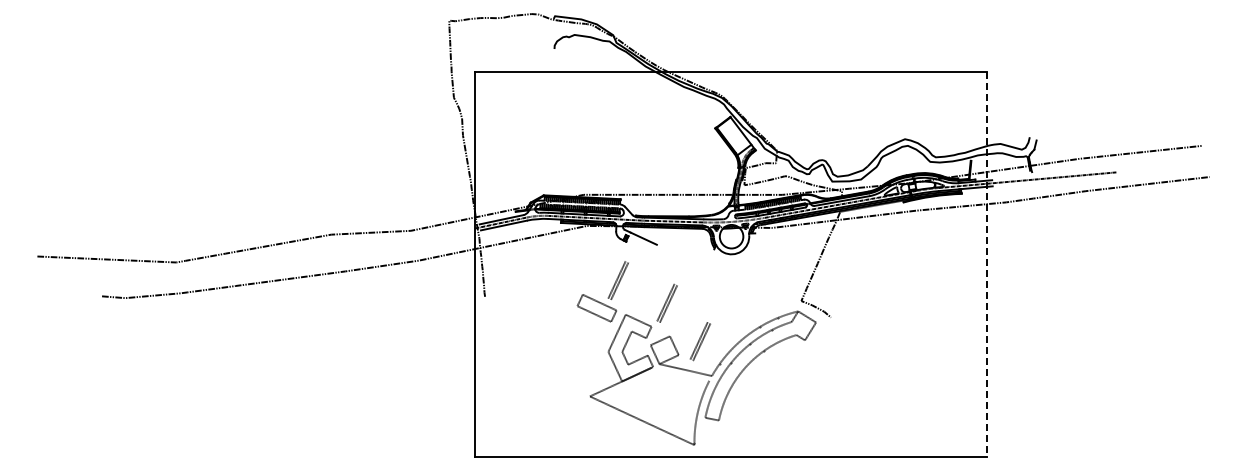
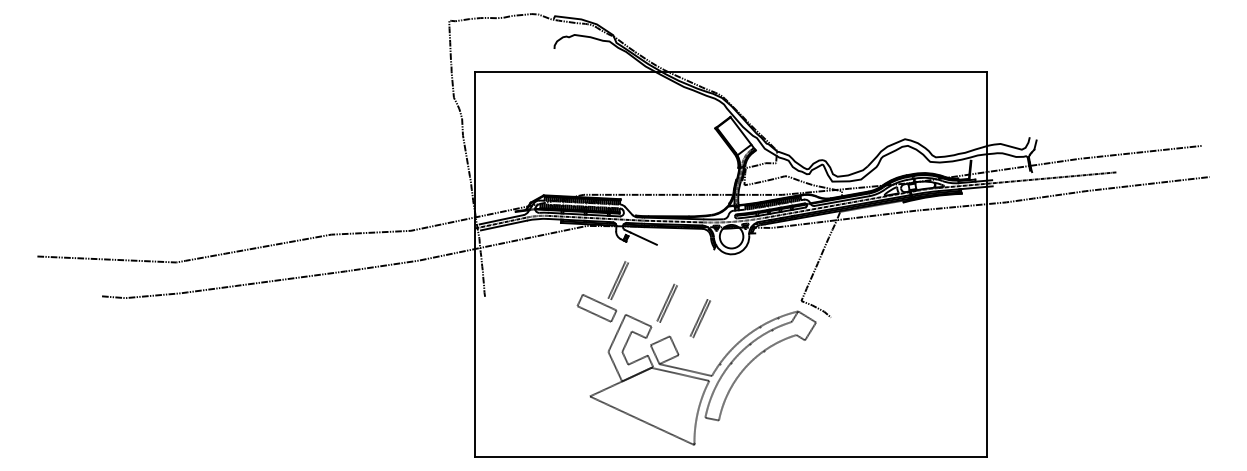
line: dashed -> solid (987, 265)
part position: (699, 341) -> (699, 318) (699, 318)
line: none -> present (680, 373)
